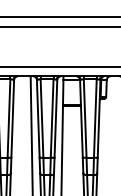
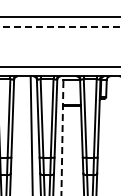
line: solid -> dashed (60, 26)
line: solid -> dashed (62, 135)
